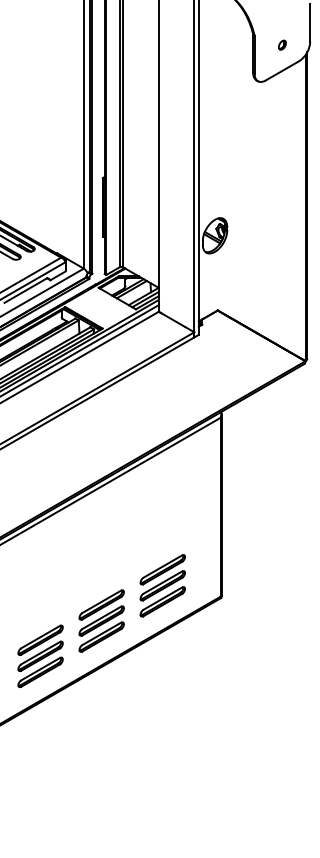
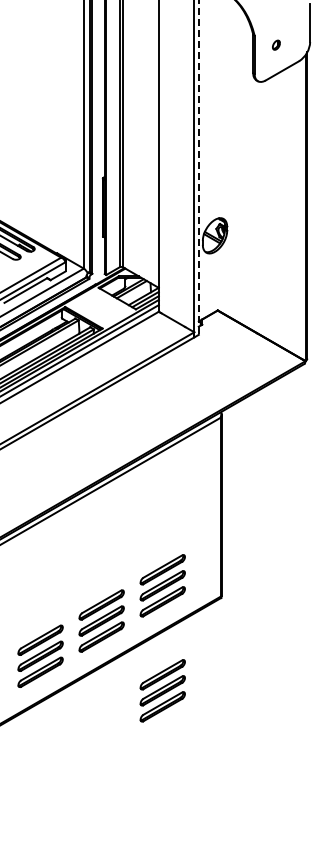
part position: (282, 44) -> (276, 44) (276, 44)
line: solid -> dashed (198, 167)
part: none -> present (162, 690)
